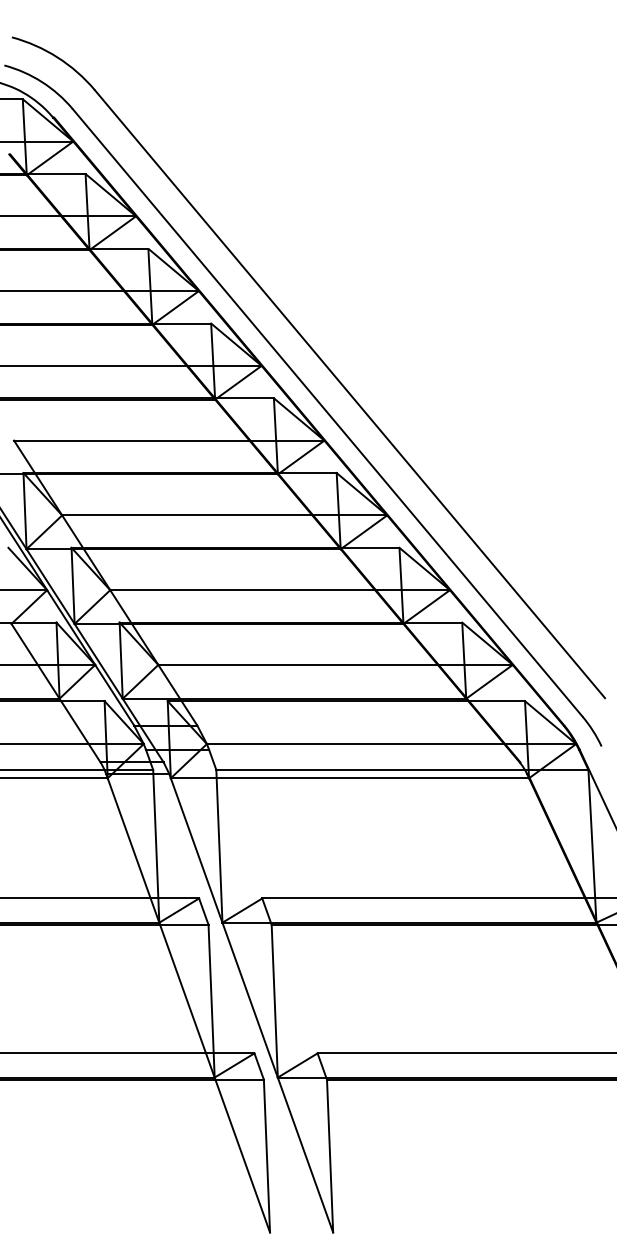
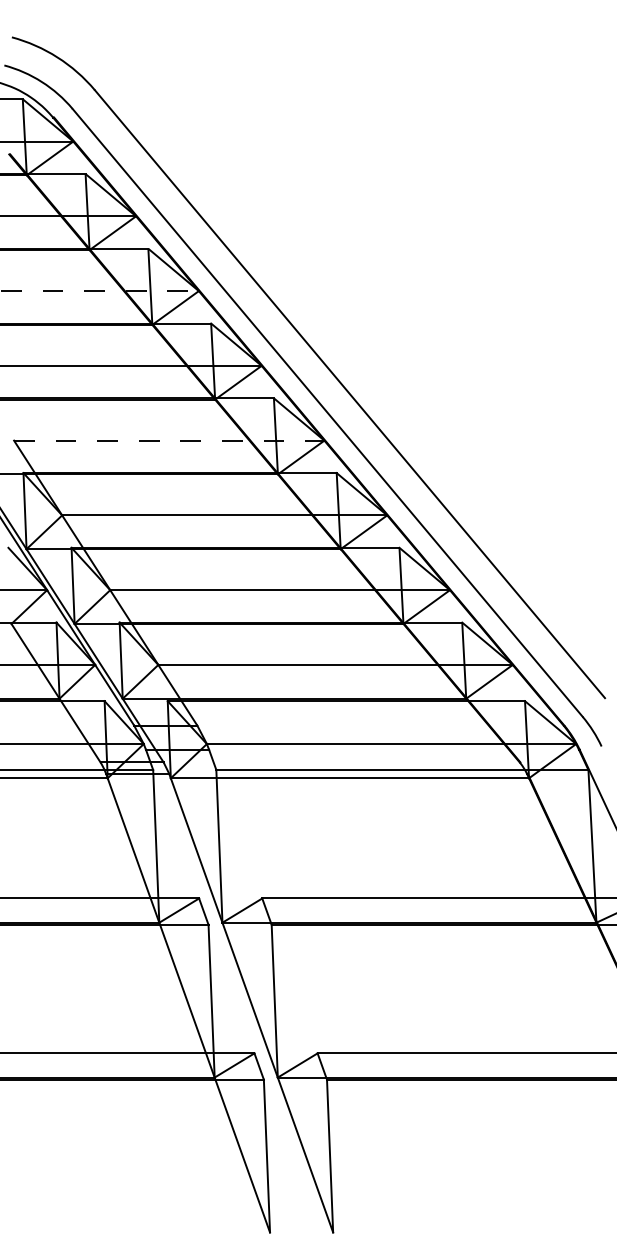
line: solid -> dashed (99, 291)
line: solid -> dashed (169, 440)
